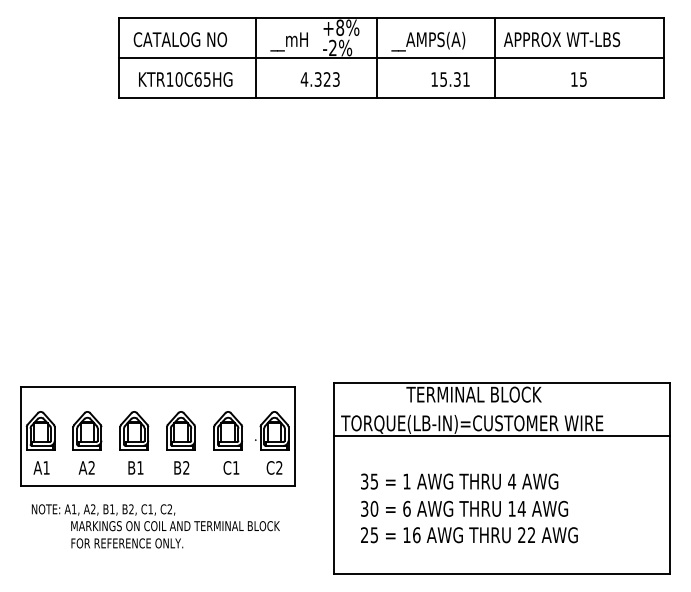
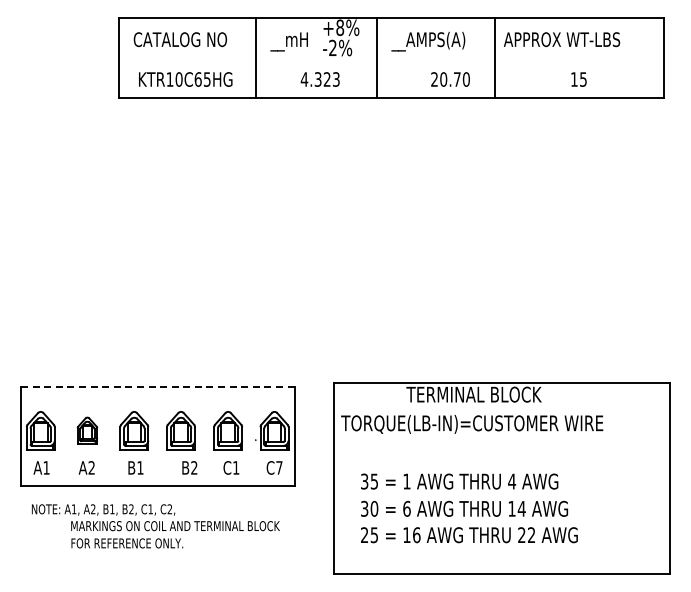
line: present -> none (391, 58)
text: 15.31 -> 20.70 (450, 79)
line: solid -> dashed (157, 387)
part size: 31x40 px -> 23x29 px (87, 430)
line: present -> none (501, 436)
text position: (181, 467) -> (189, 467) (189, 467)
text: C2 -> C7 (279, 467)
